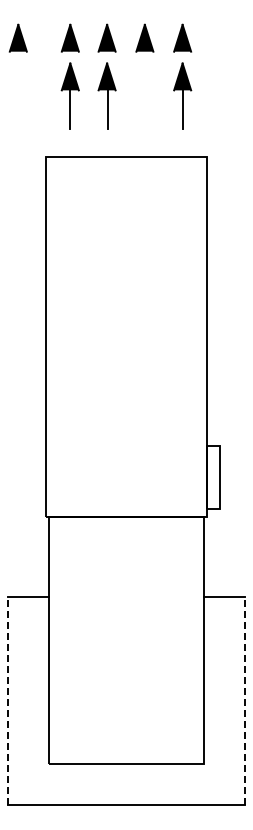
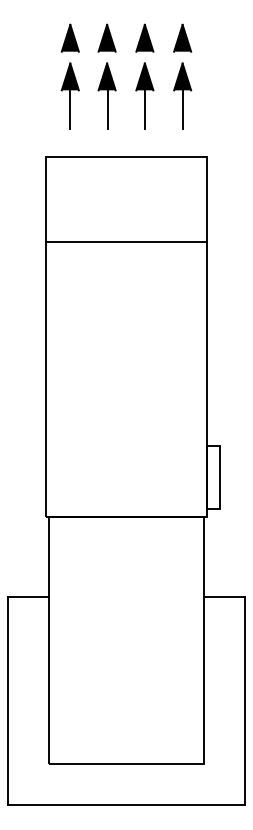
part: present -> none (17, 37)
part: none -> present (144, 95)
line: none -> present (126, 242)
line: dashed -> solid (7, 700)
line: dashed -> solid (245, 700)
